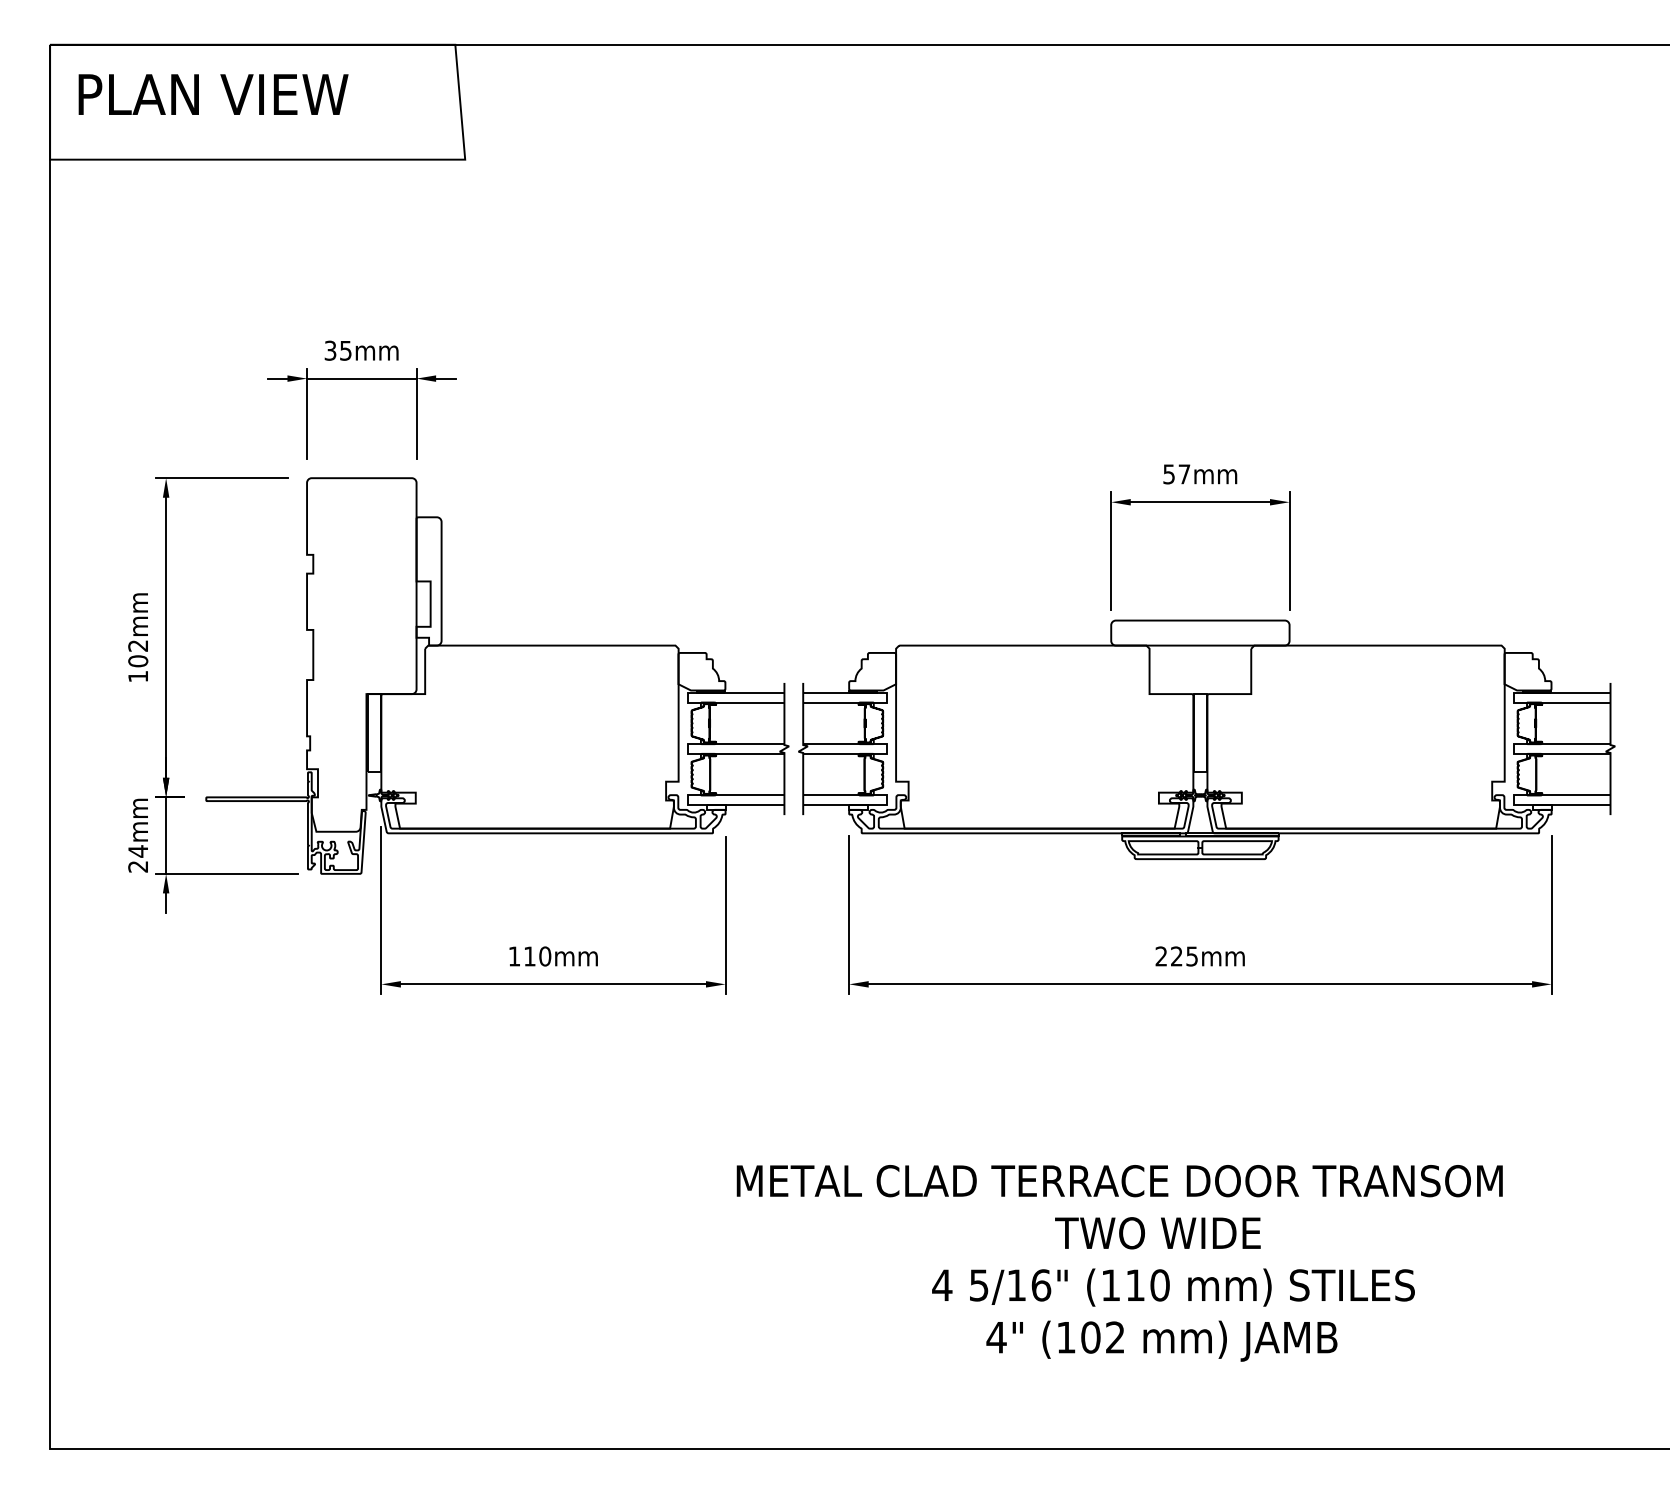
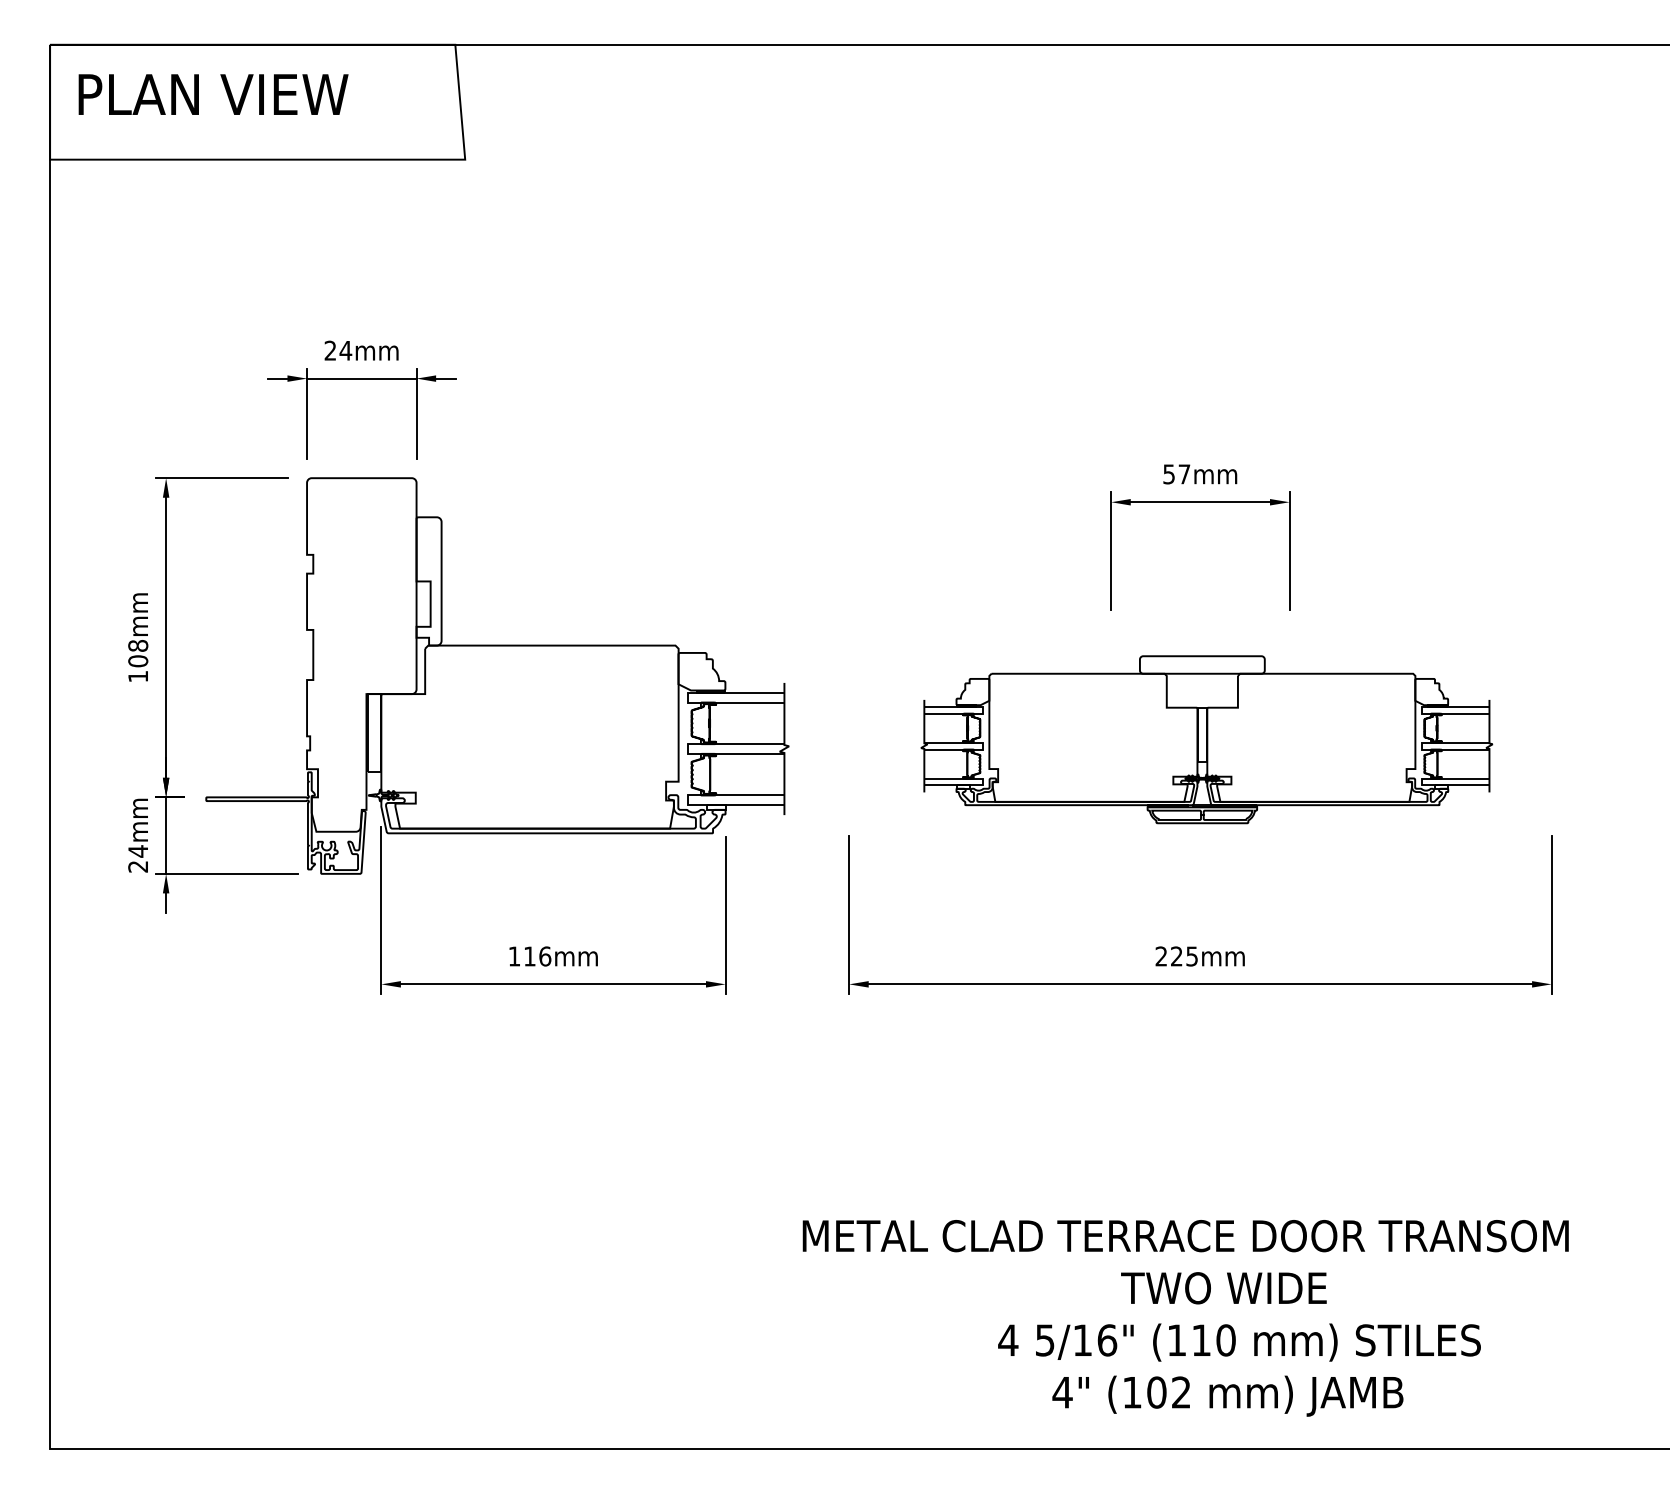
text: 35mm -> 24mm (338, 350)
text: 102mm -> 108mm (138, 645)
part size: 818x241 px -> 574x170 px (1206, 739)
text: 110mm -> 116mm (545, 956)
text position: (1119, 1263) -> (1185, 1318) (1185, 1318)
